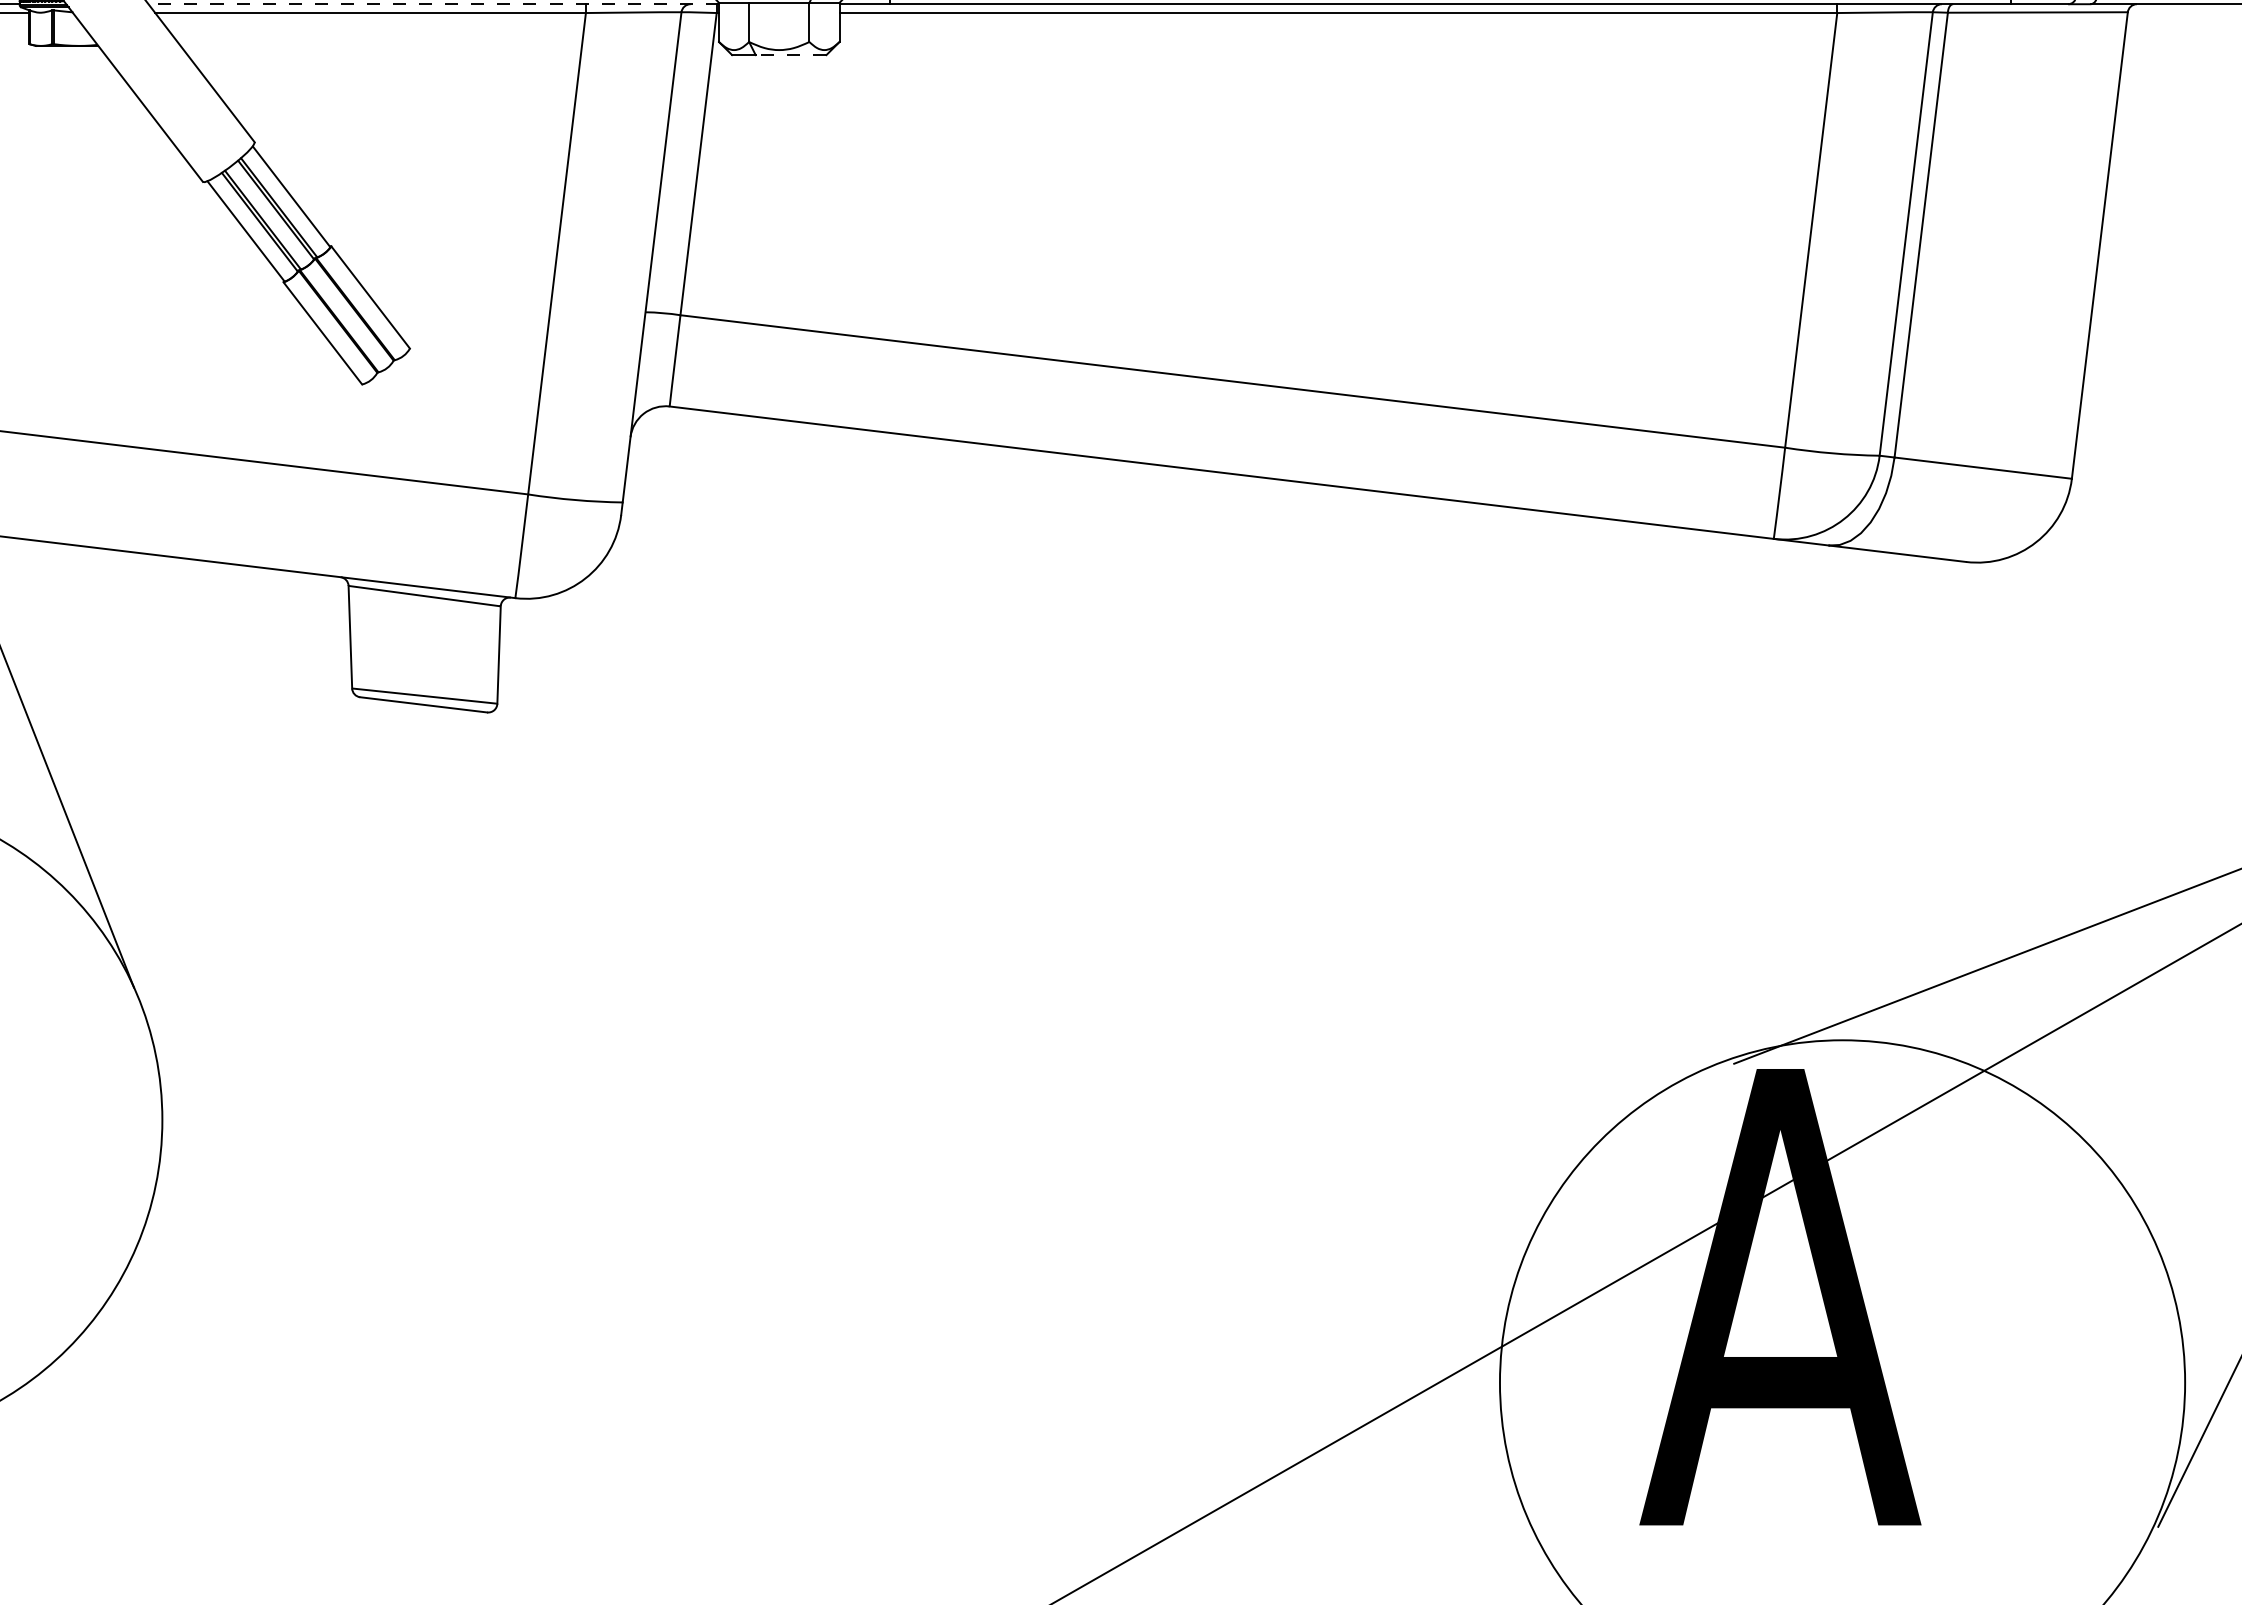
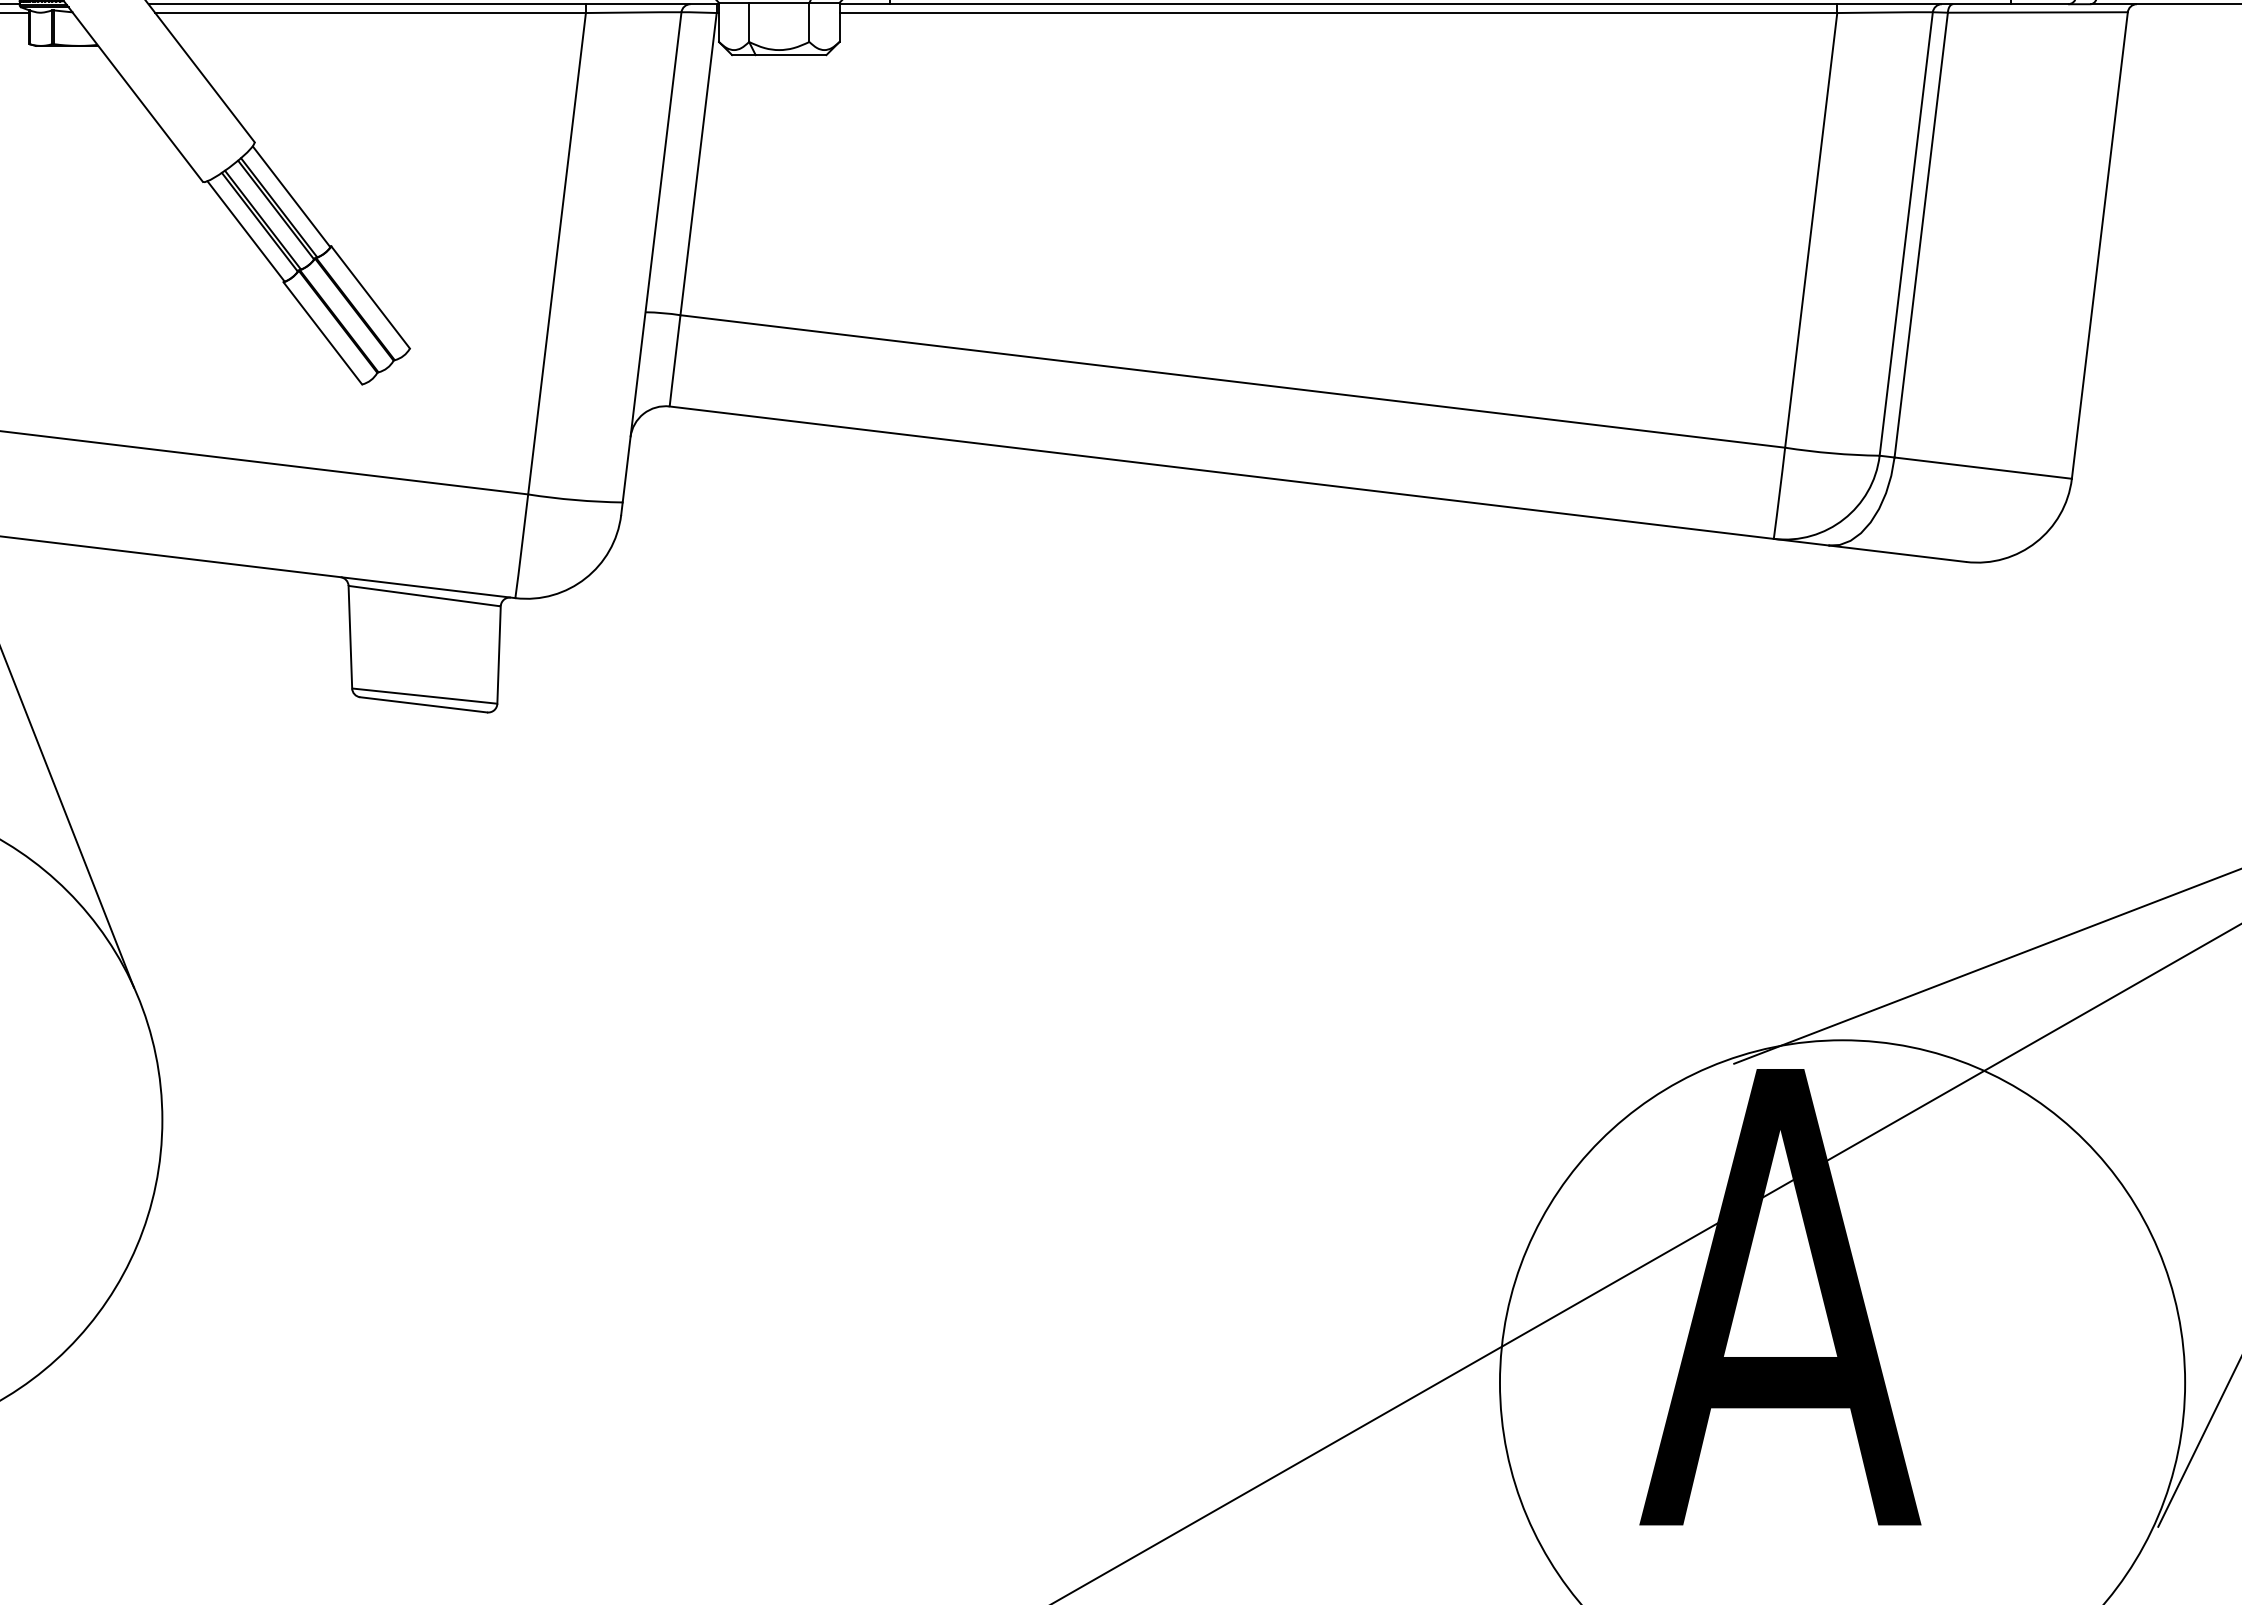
line: dashed -> solid (433, 4)
line: dashed -> solid (790, 55)
